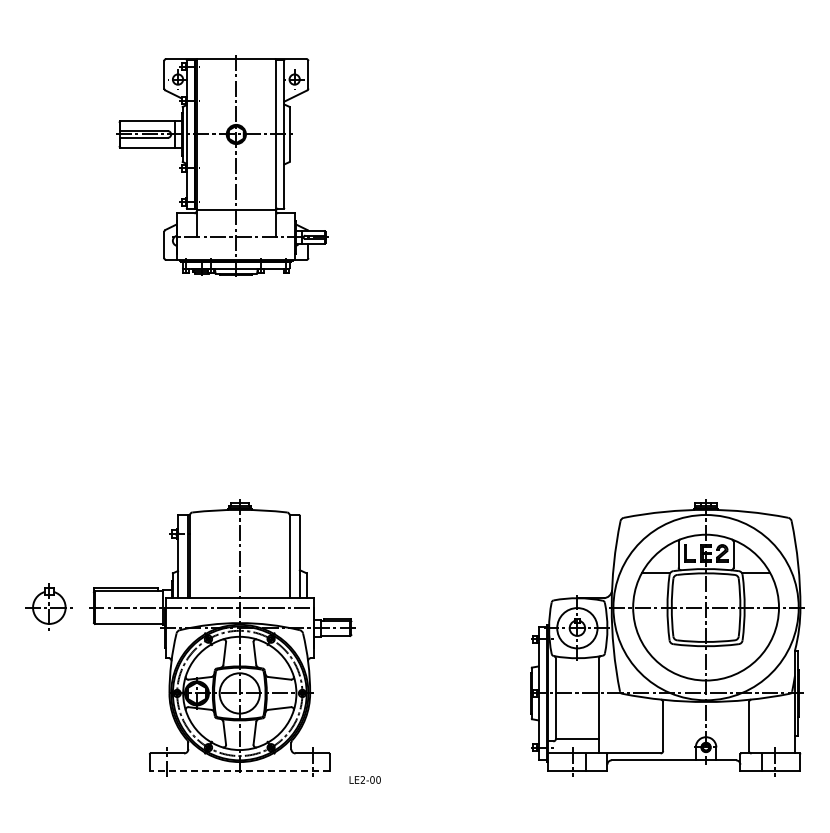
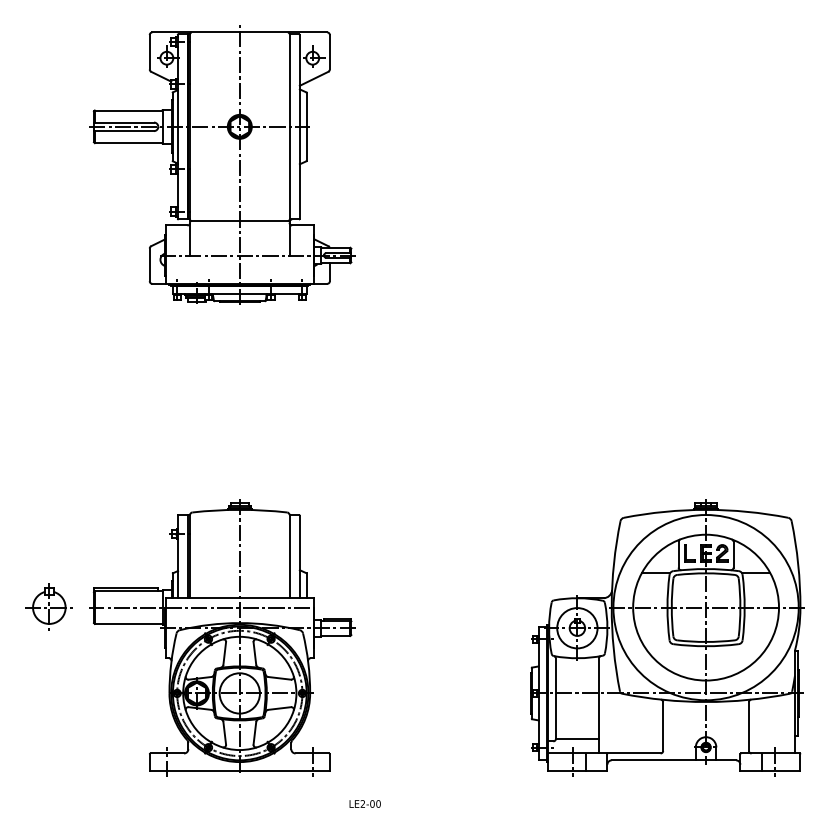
part size: 213x222 px -> 267x280 px (222, 164)
line: dashed -> solid (239, 770)
text position: (364, 779) -> (364, 803) (364, 803)
